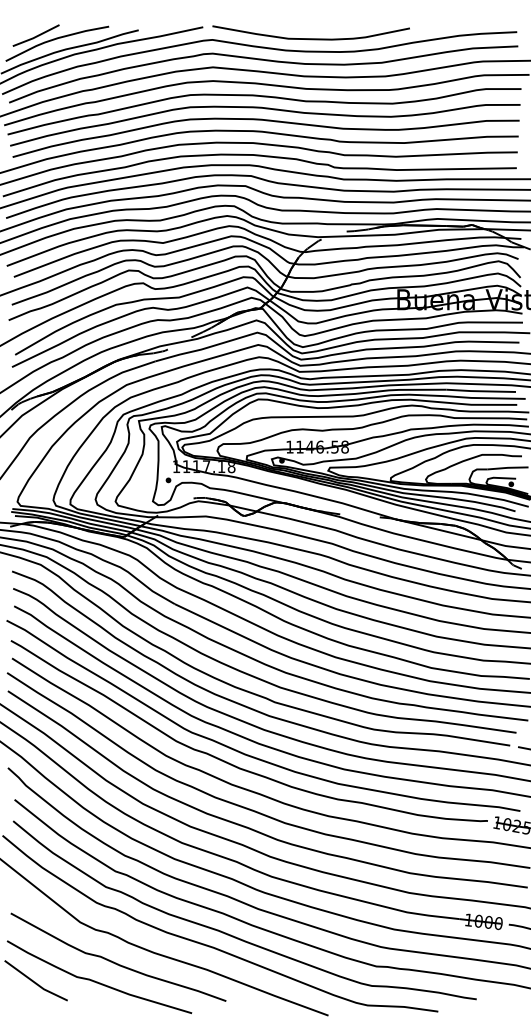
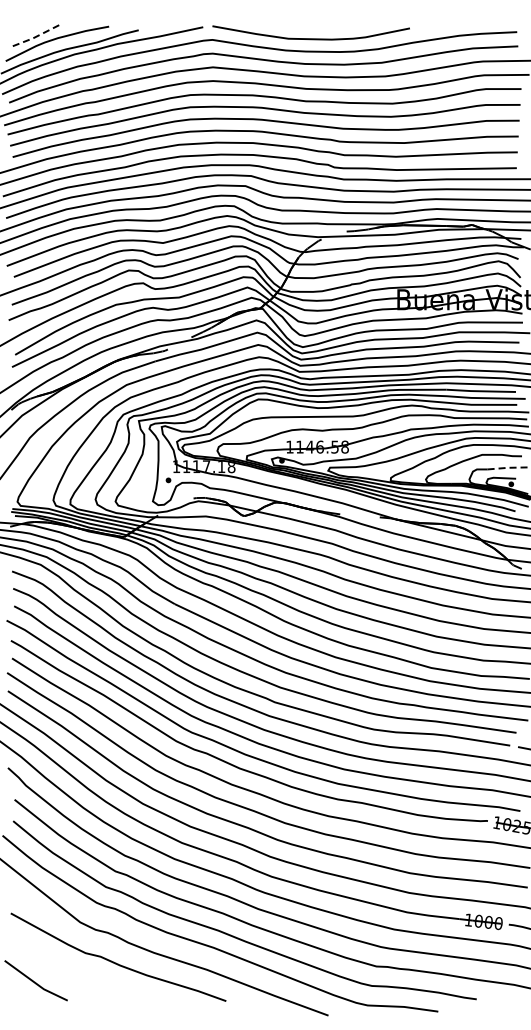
line: solid -> dashed (36, 36)
line: solid -> dashed (507, 467)
curve: present -> none (97, 981)
